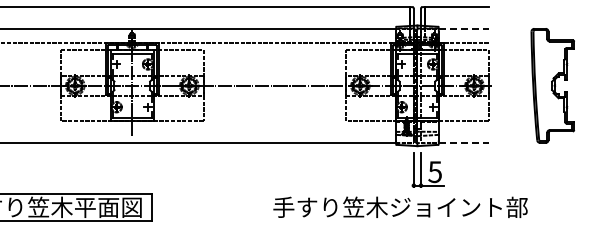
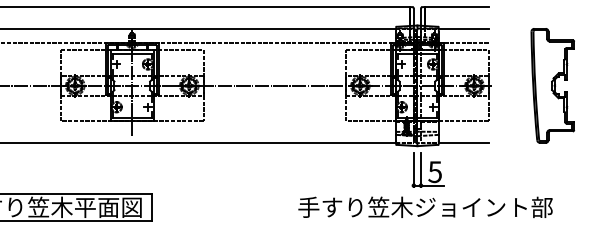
line: dashed -> solid (463, 28)
line: dashed -> solid (463, 142)
text position: (400, 206) -> (425, 206) (425, 206)
